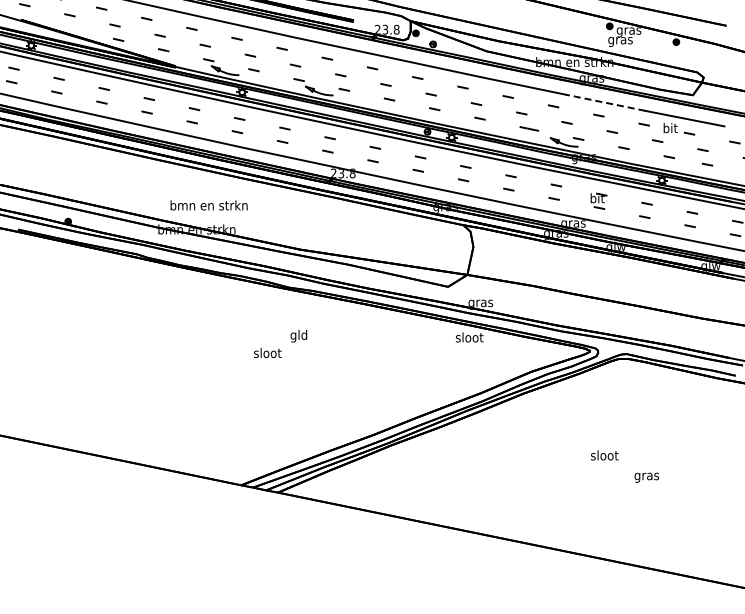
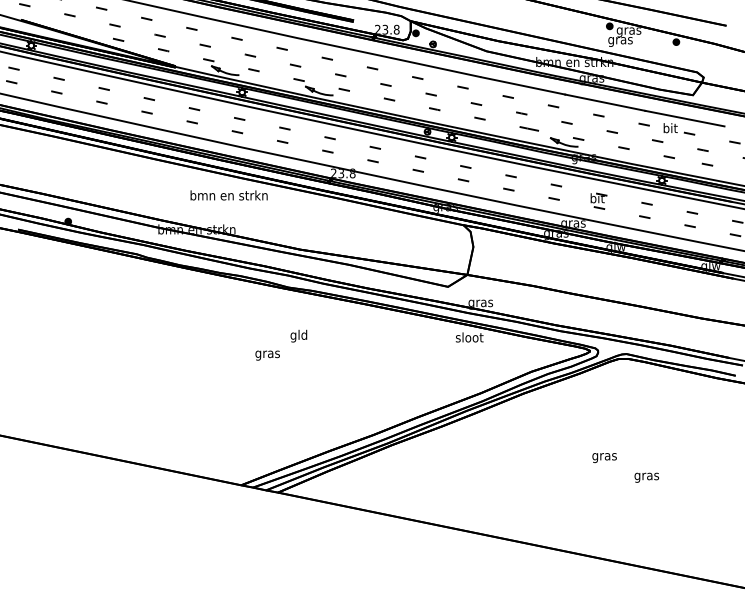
line: dashed -> solid (605, 102)
text position: (208, 205) -> (228, 195) (228, 195)
text: sloot -> gras (267, 354)
text: sloot -> gras (604, 456)
